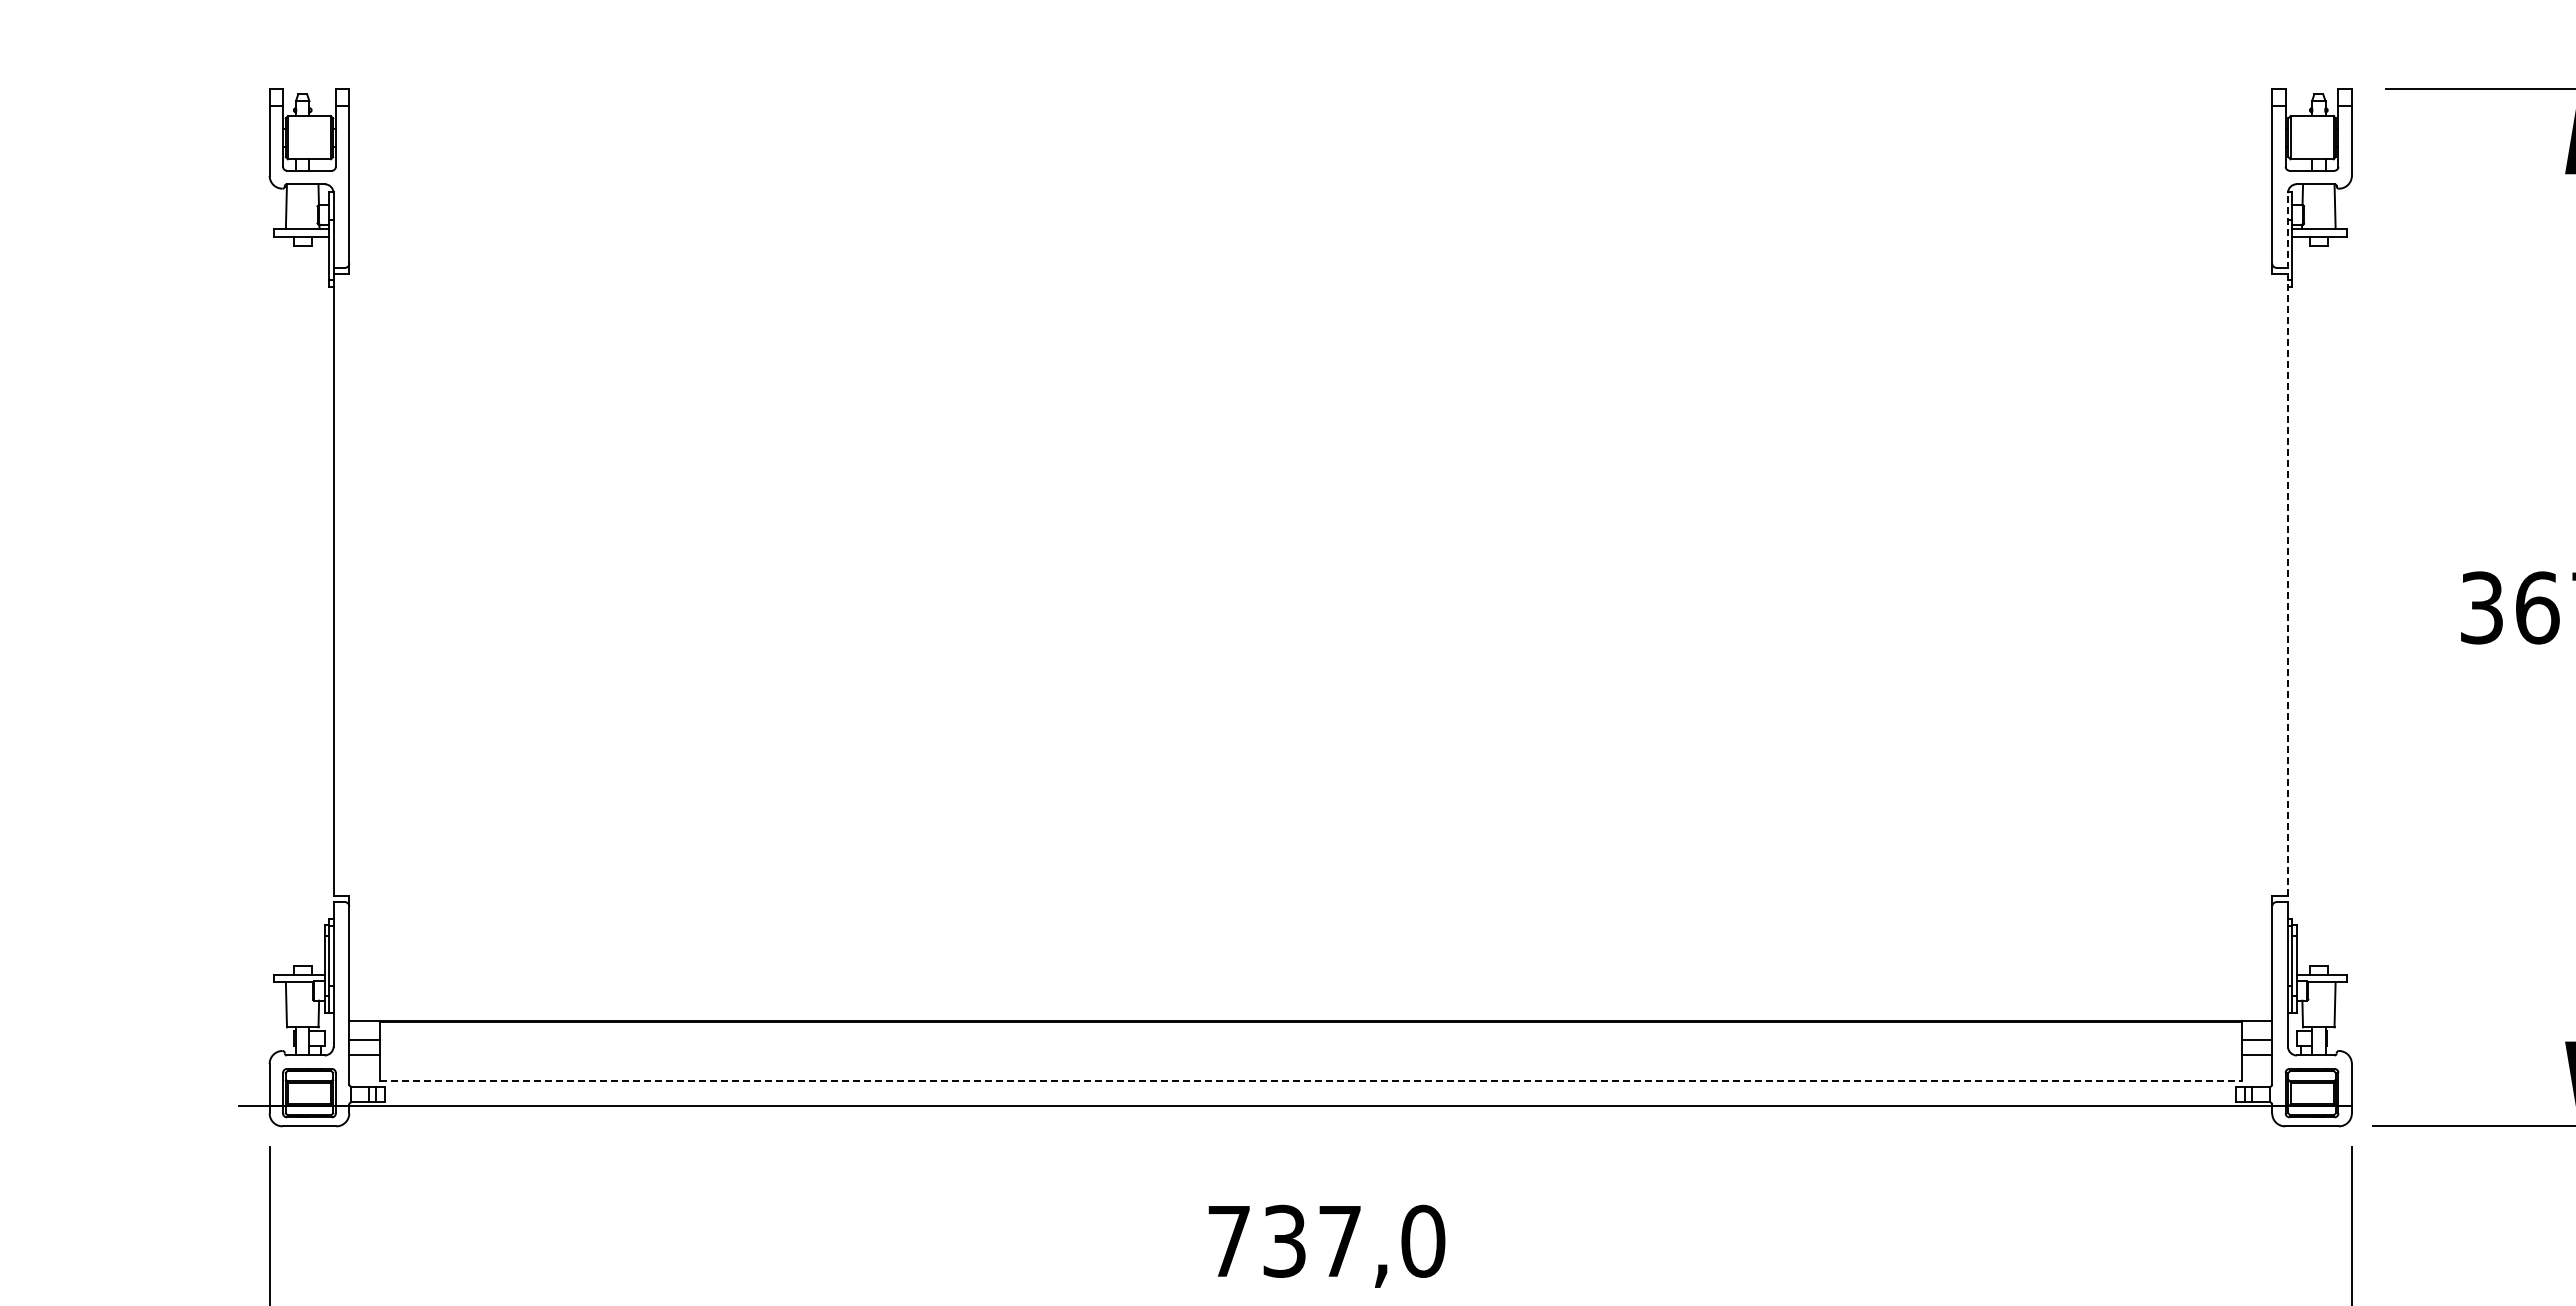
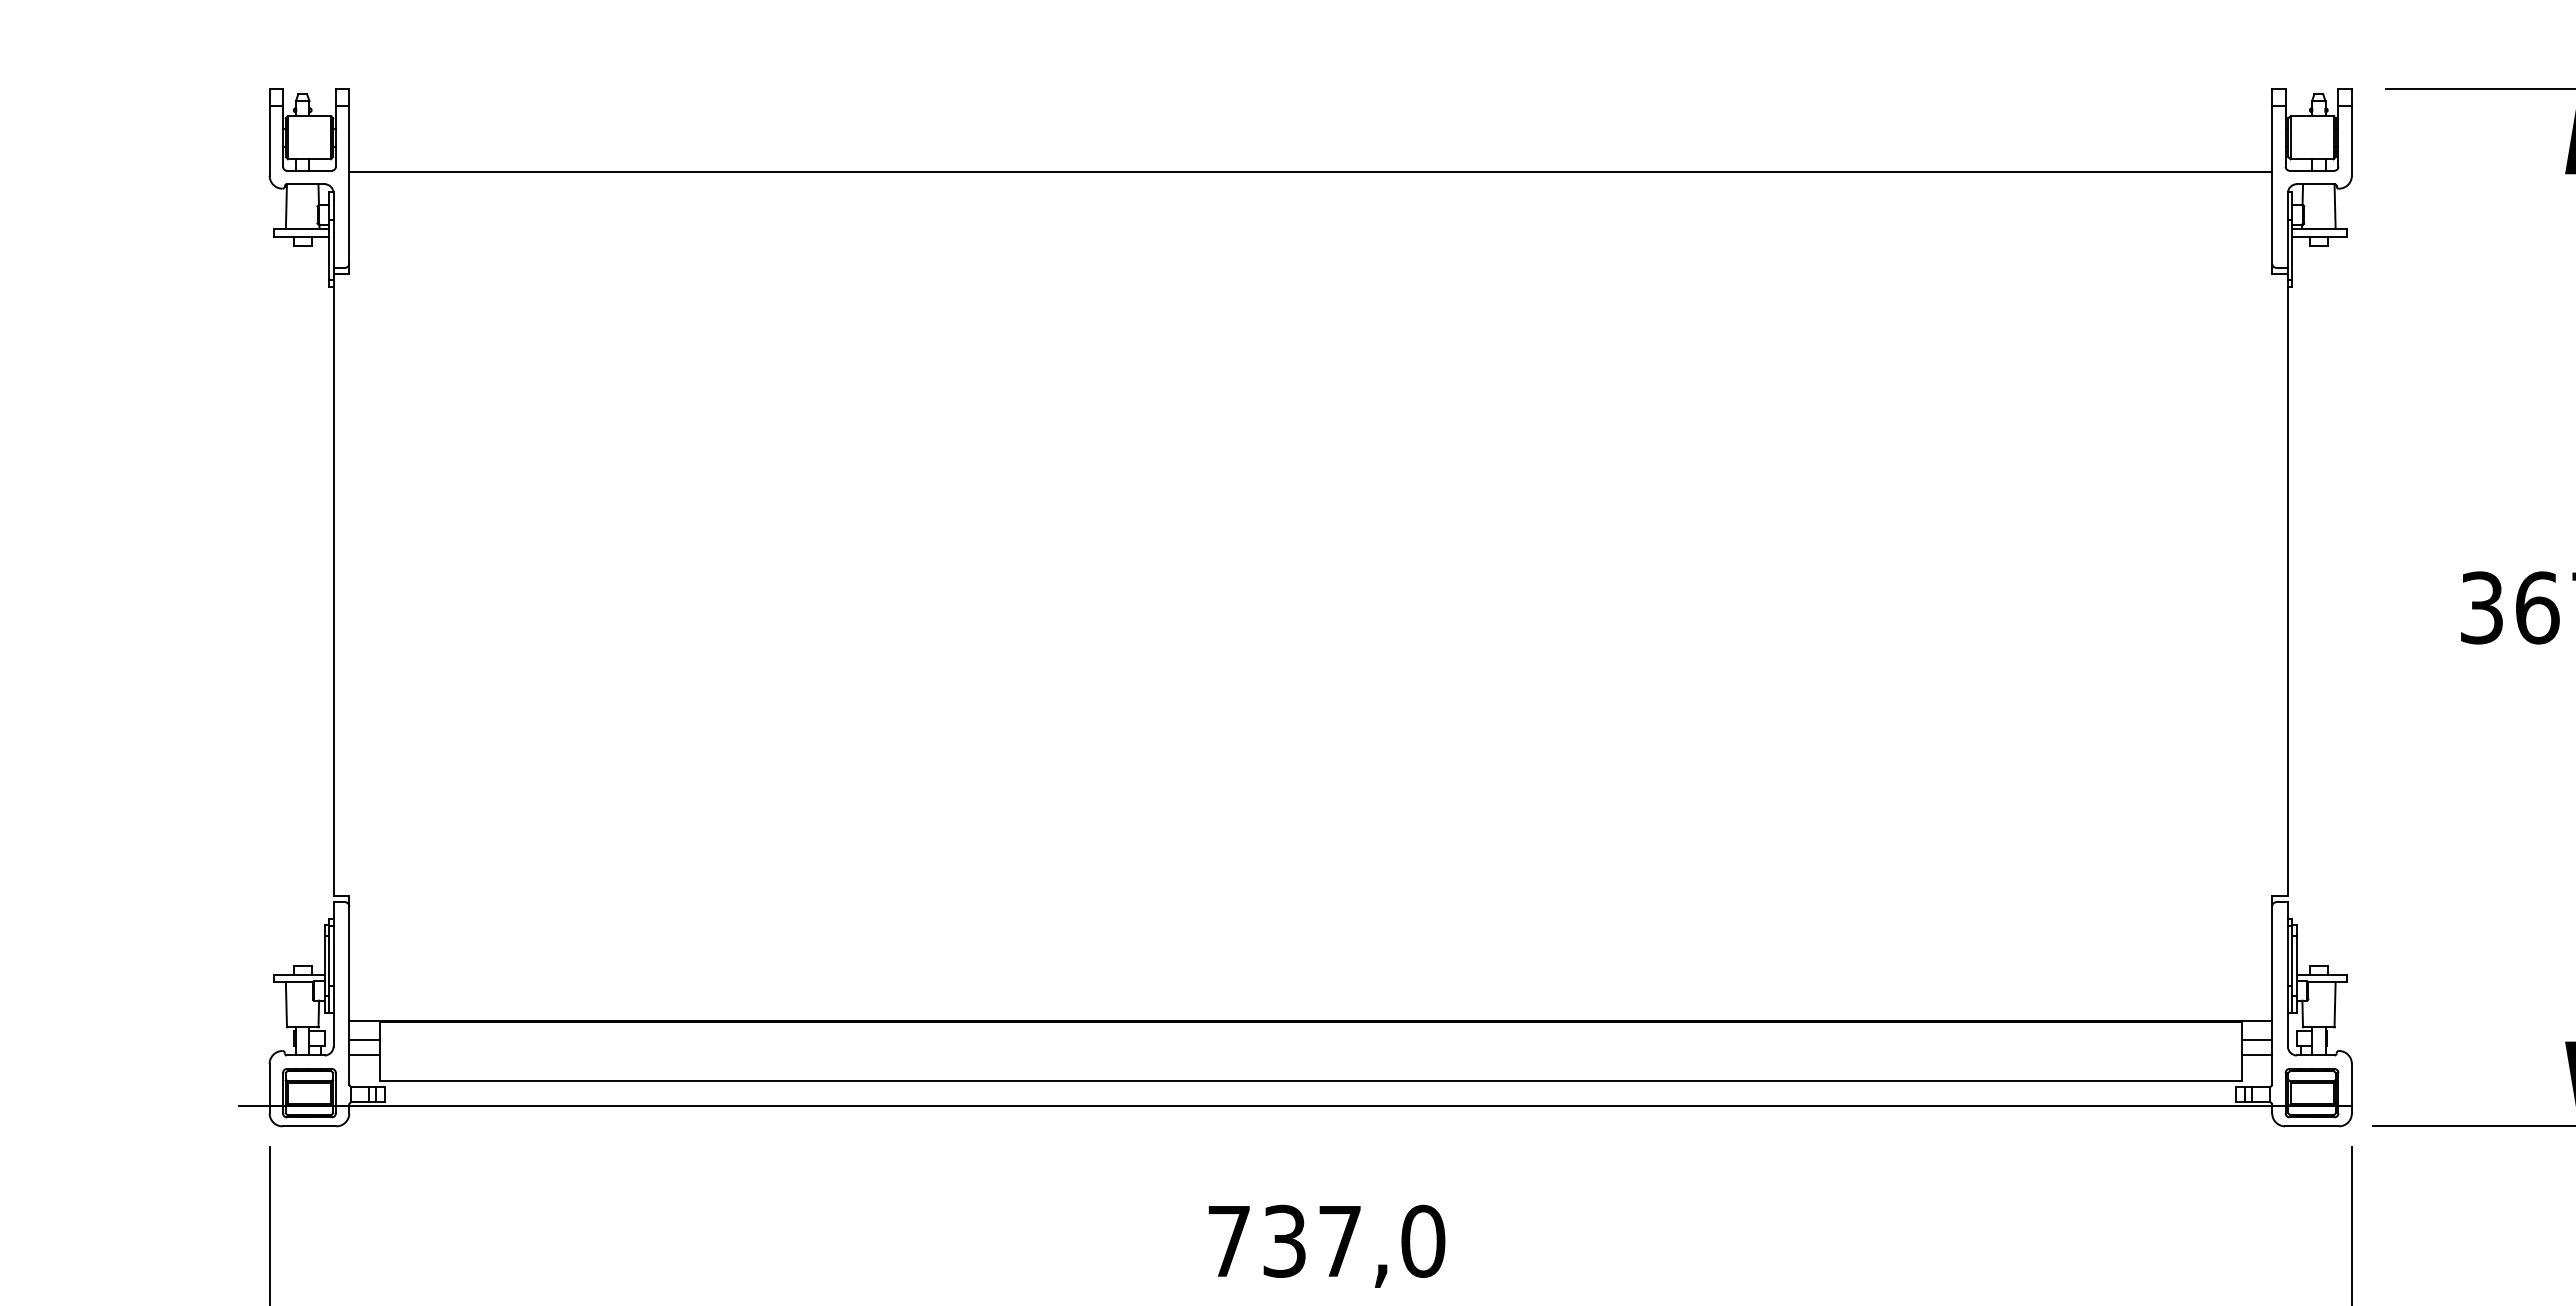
line: none -> present (1310, 172)
line: dashed -> solid (2287, 544)
line: dashed -> solid (1310, 1080)
